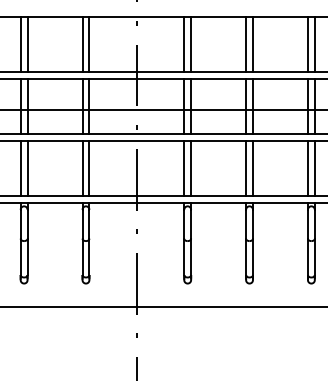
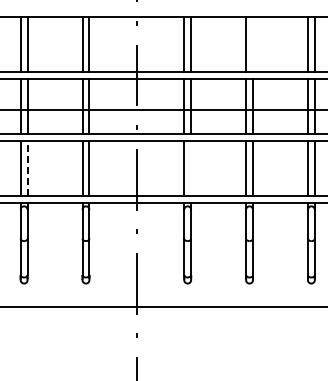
line: present -> none (252, 44)
line: solid -> dashed (27, 168)
line: present -> none (191, 168)
